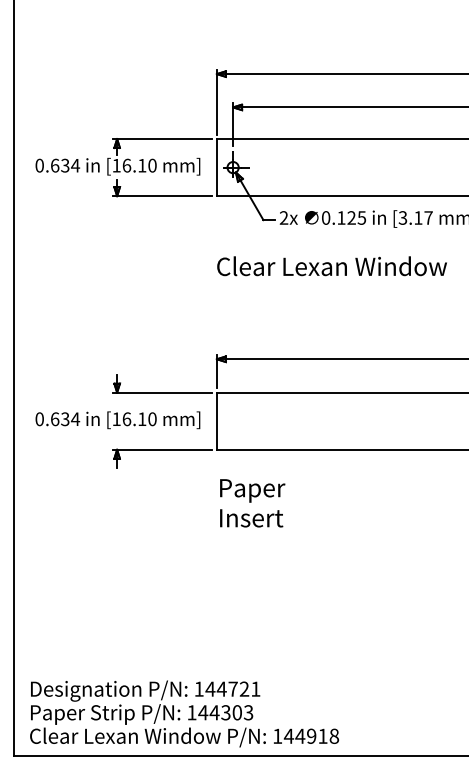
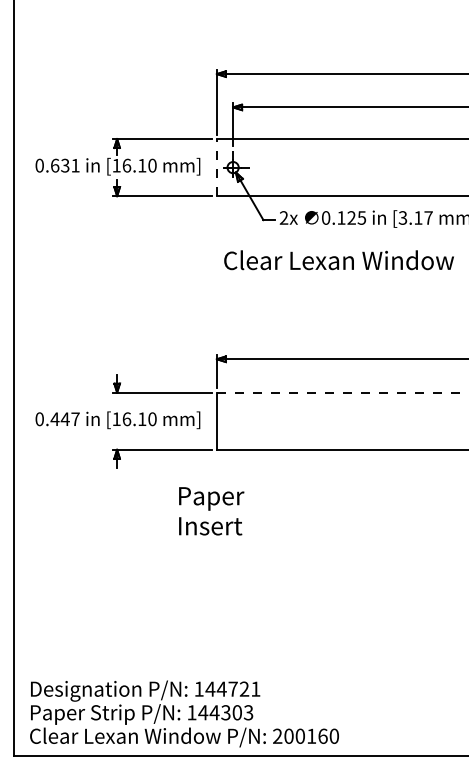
text: 0.634 -> 0.631 (75, 165)
line: solid -> dashed (216, 167)
text position: (331, 266) -> (338, 260) (338, 260)
line: solid -> dashed (342, 392)
text: 0.634 -> 0.447 (65, 419)
text position: (252, 503) -> (211, 511) (211, 511)
text: 144918 -> 200160 (306, 735)
